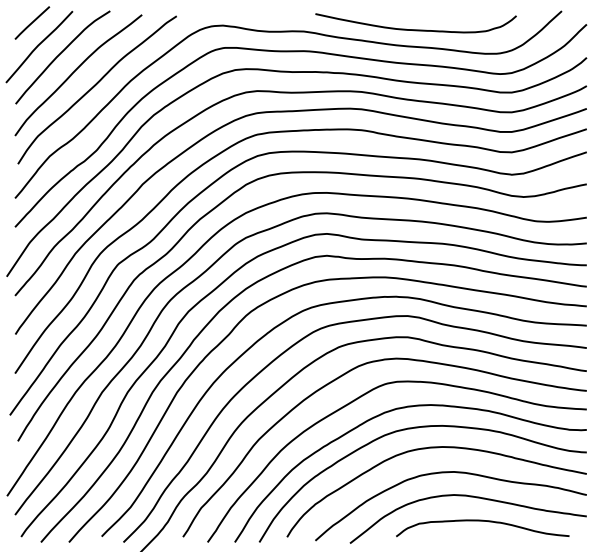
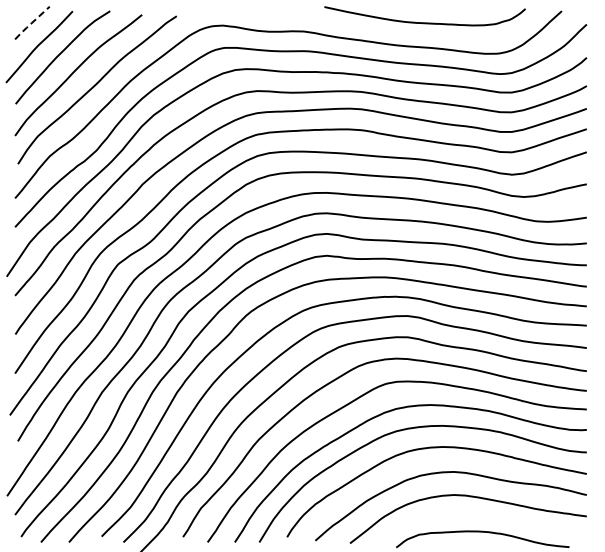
line: solid -> dashed (30, 23)
curve position: (415, 29) -> (424, 22) (424, 22)
curve position: (482, 521) -> (482, 532) (482, 532)
